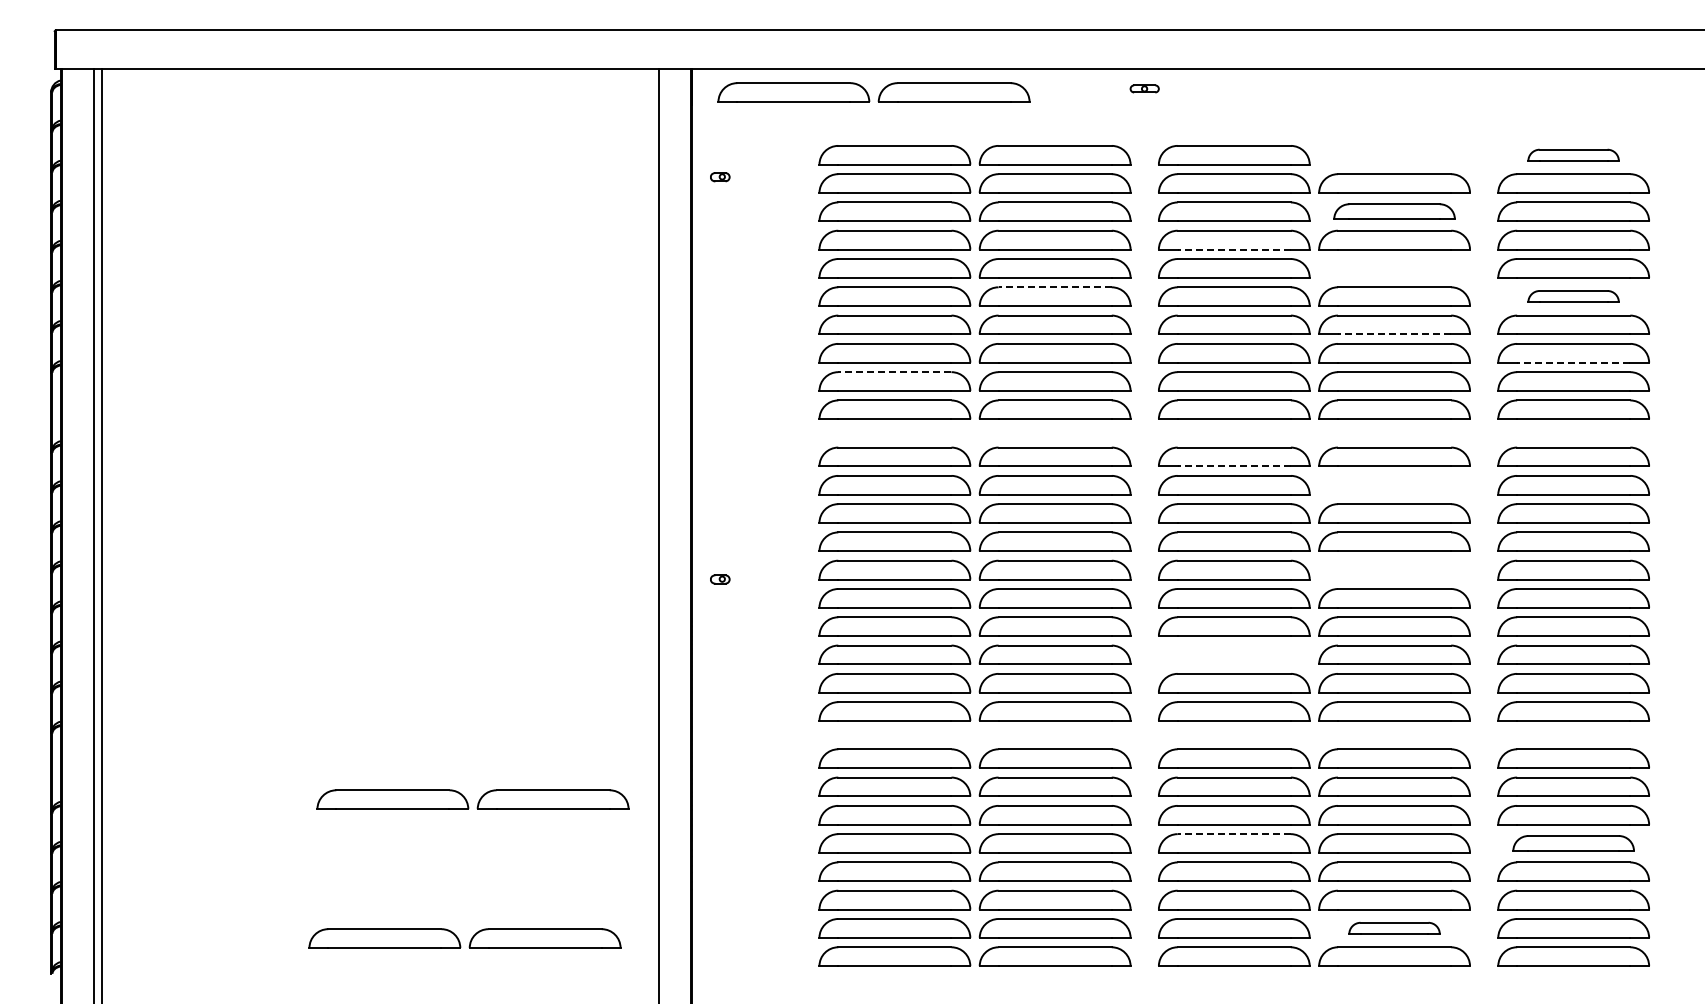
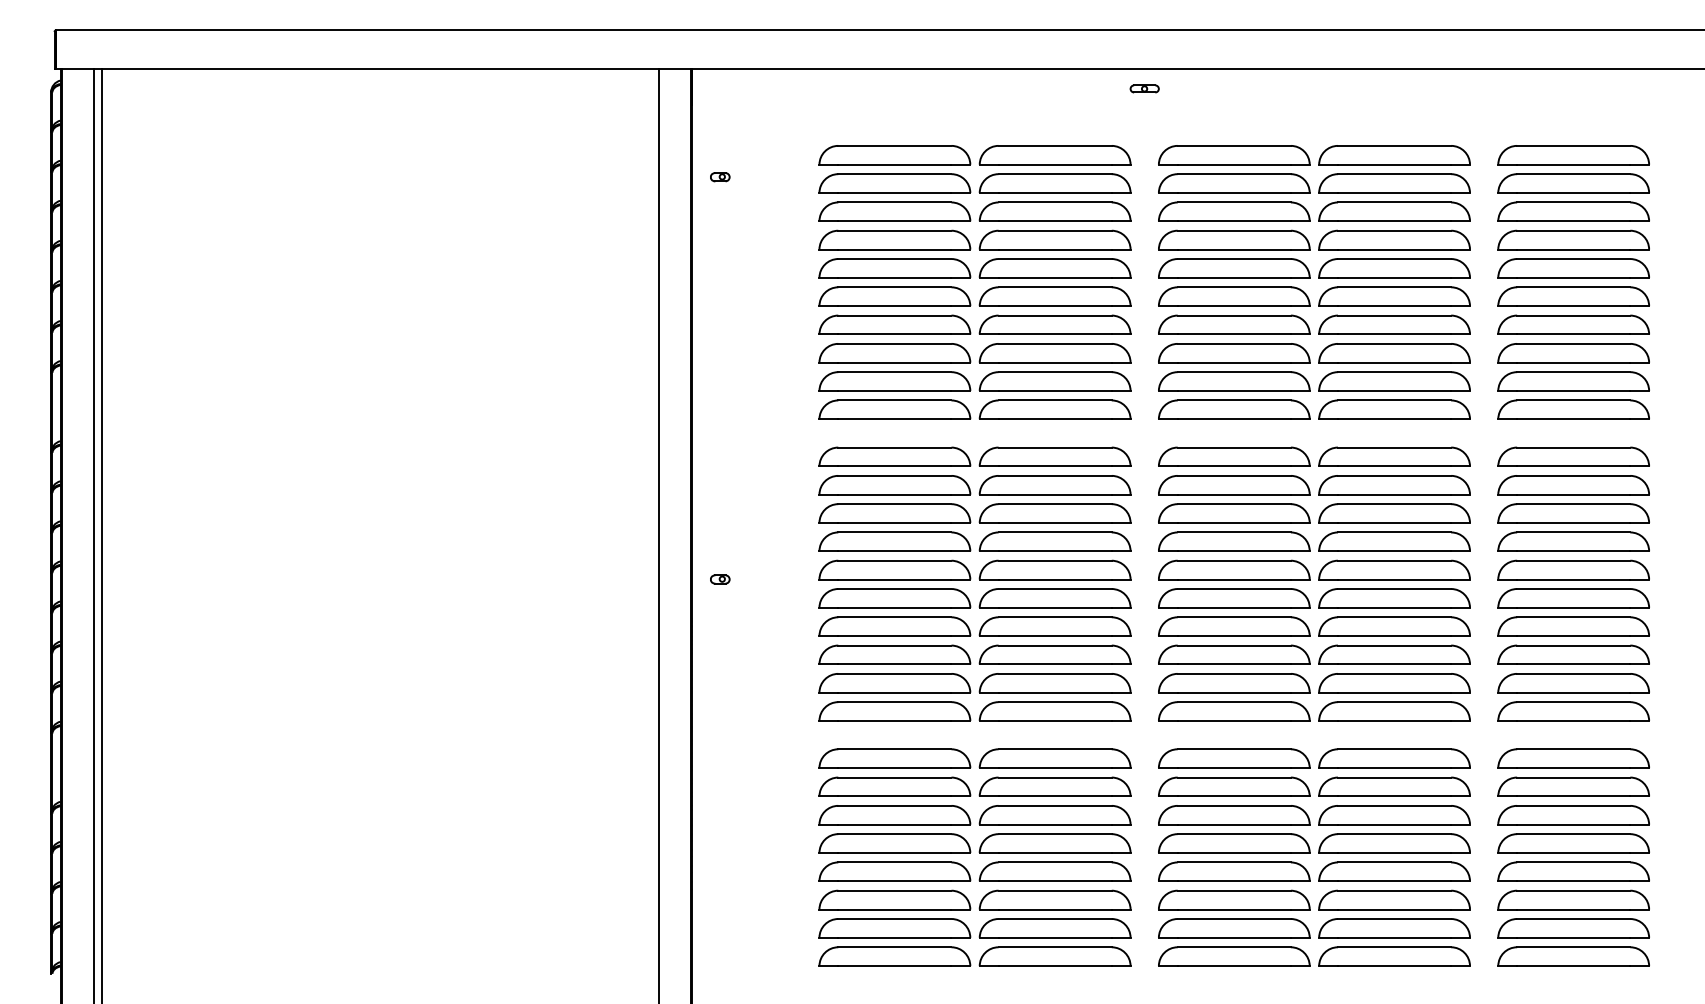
part: present -> none (873, 92)
part size: 93x14 px -> 153x21 px (1573, 155)
part: none -> present (1394, 155)
part size: 123x17 px -> 153x21 px (1394, 211)
line: dashed -> solid (1234, 249)
part: none -> present (1394, 268)
line: dashed -> solid (1055, 287)
part size: 93x13 px -> 153x21 px (1573, 296)
line: dashed -> solid (1394, 334)
line: dashed -> solid (1573, 362)
line: dashed -> solid (894, 372)
line: dashed -> solid (1234, 466)
part: none -> present (1394, 485)
part: none -> present (1394, 569)
part: none -> present (1234, 654)
part: present -> none (472, 799)
line: dashed -> solid (1234, 834)
part size: 123x17 px -> 153x21 px (1573, 843)
part size: 93x14 px -> 153x21 px (1394, 928)
part: present -> none (464, 938)
